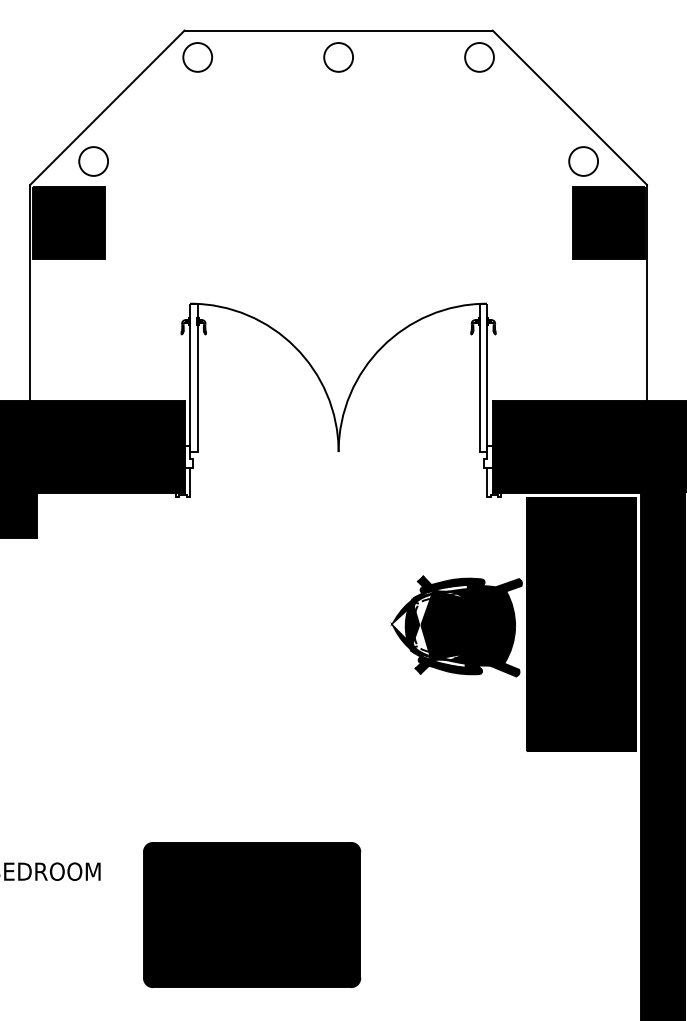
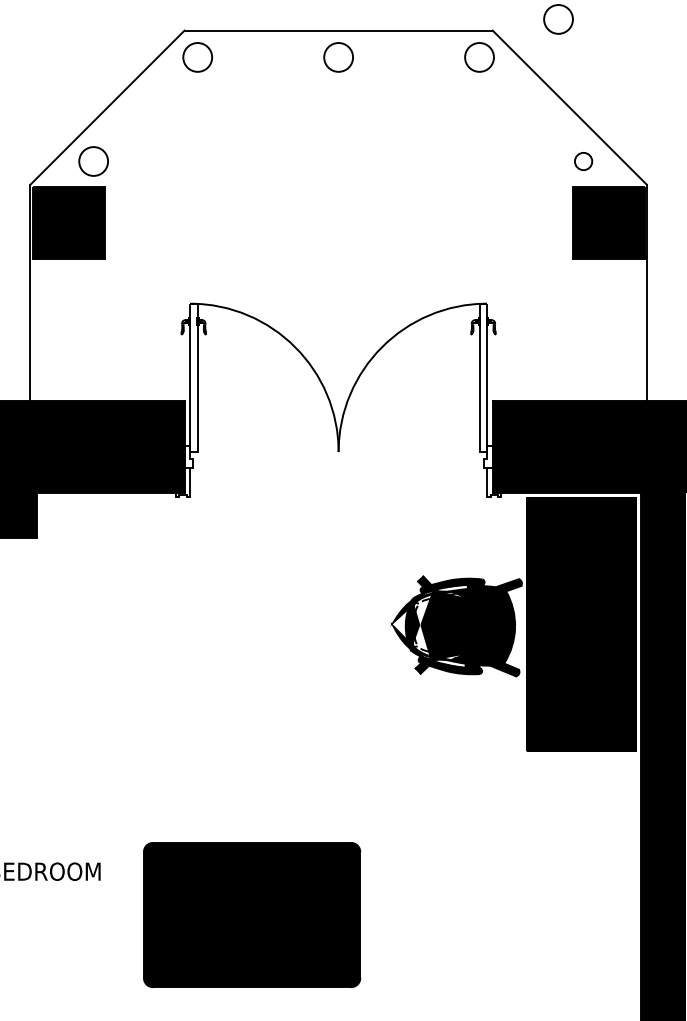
circle: none -> present (558, 19)
circle diameter: 29 px -> 17 px (583, 161)
